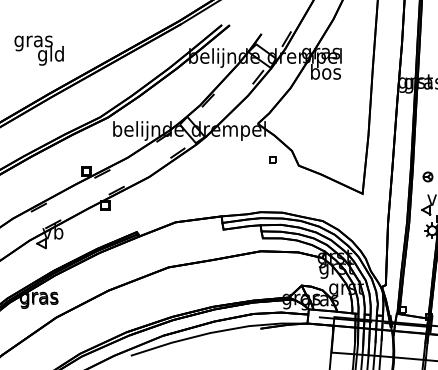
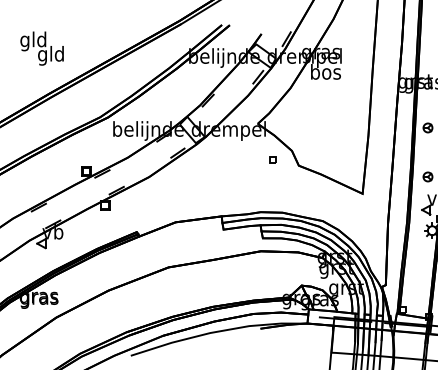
text: gras -> gld (33, 41)
part: none -> present (427, 127)
